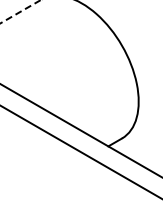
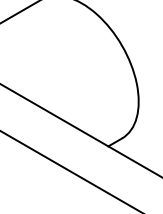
line: dashed -> solid (20, 11)
line position: (80, 151) -> (70, 171) (70, 171)
